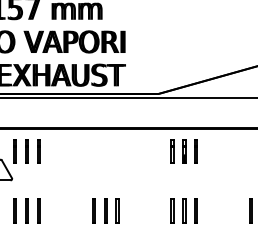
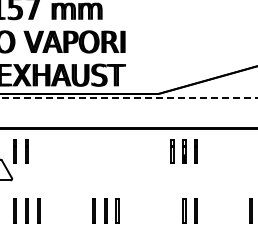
line: solid -> dashed (129, 98)
line: present -> none (38, 151)
line: present -> none (171, 210)
